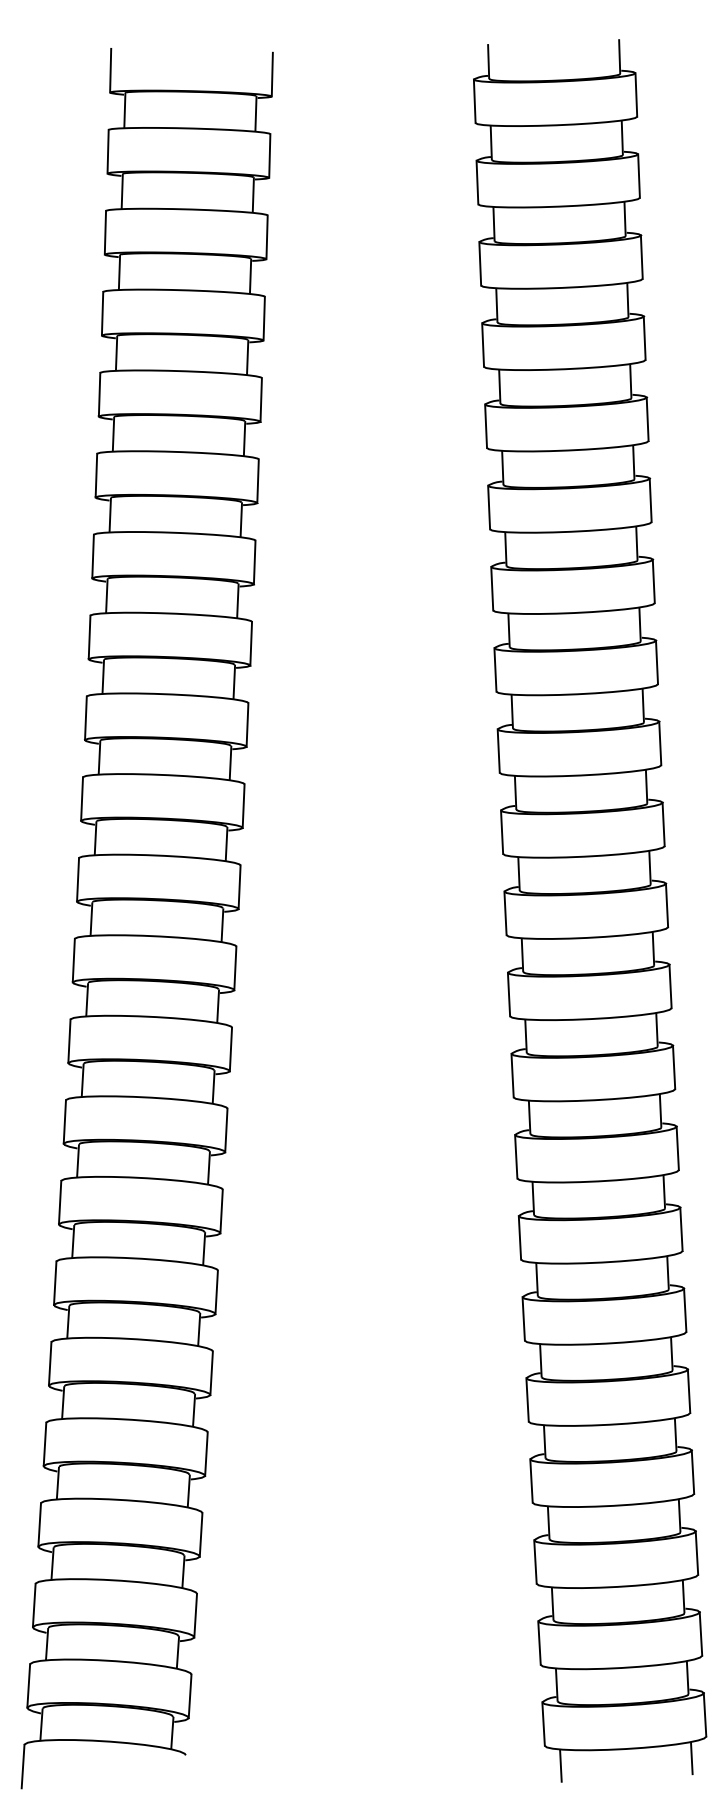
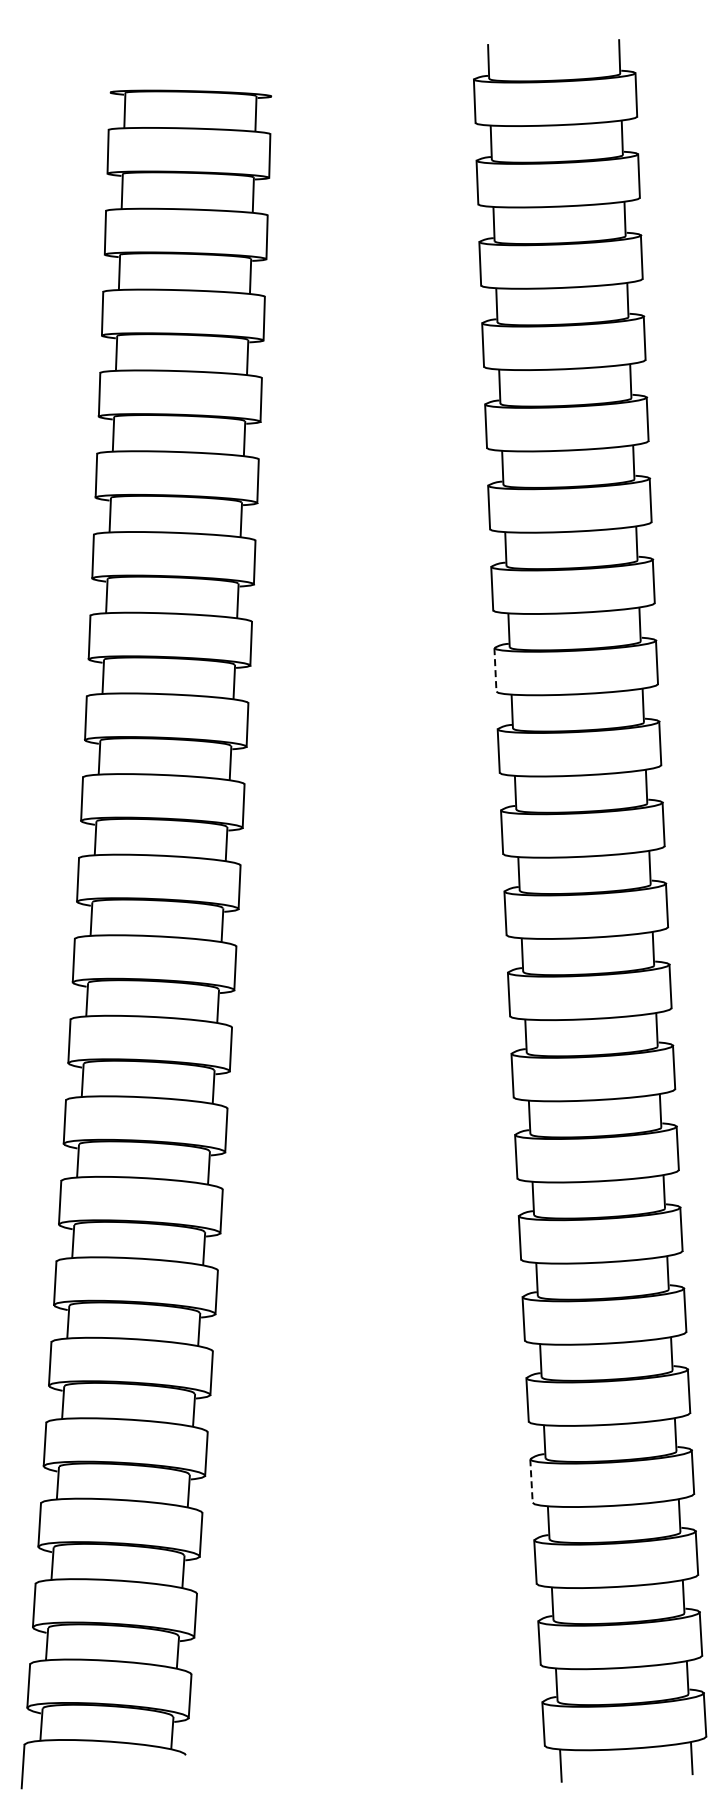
line: present -> none (110, 70)
line: present -> none (271, 74)
line: solid -> dashed (495, 669)
line: solid -> dashed (531, 1481)
